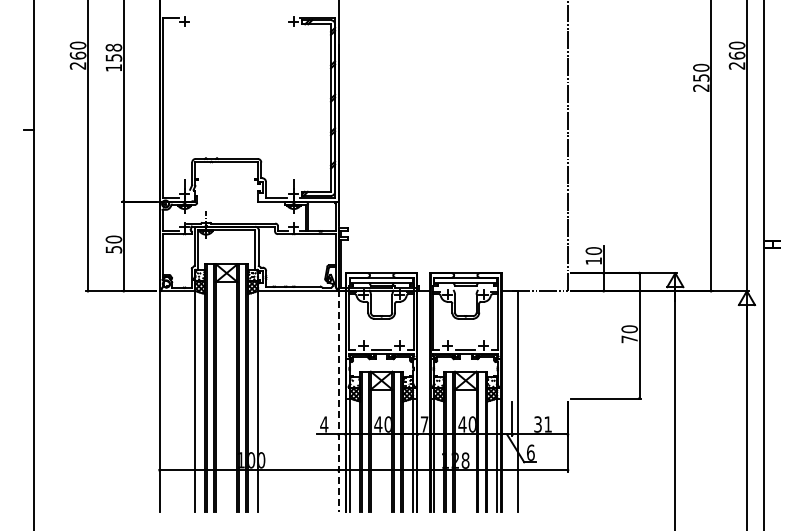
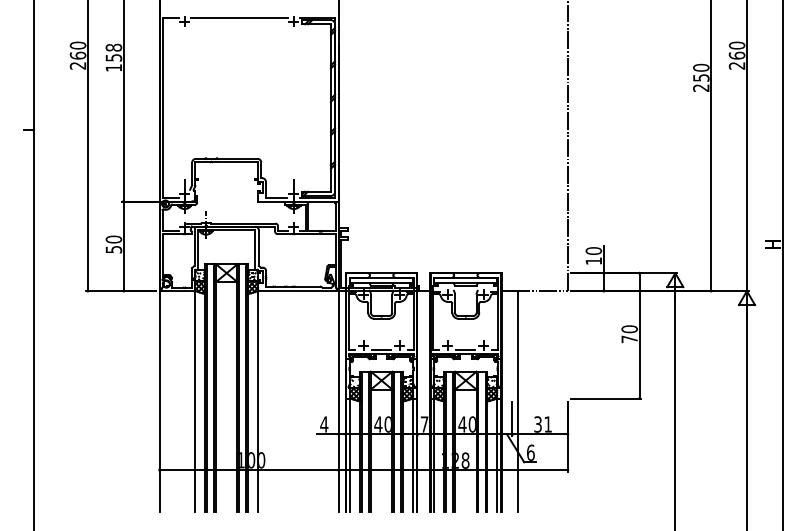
line: none -> present (239, 17)
line position: (763, 264) -> (782, 264) (782, 264)
line: dashed -> solid (338, 401)
